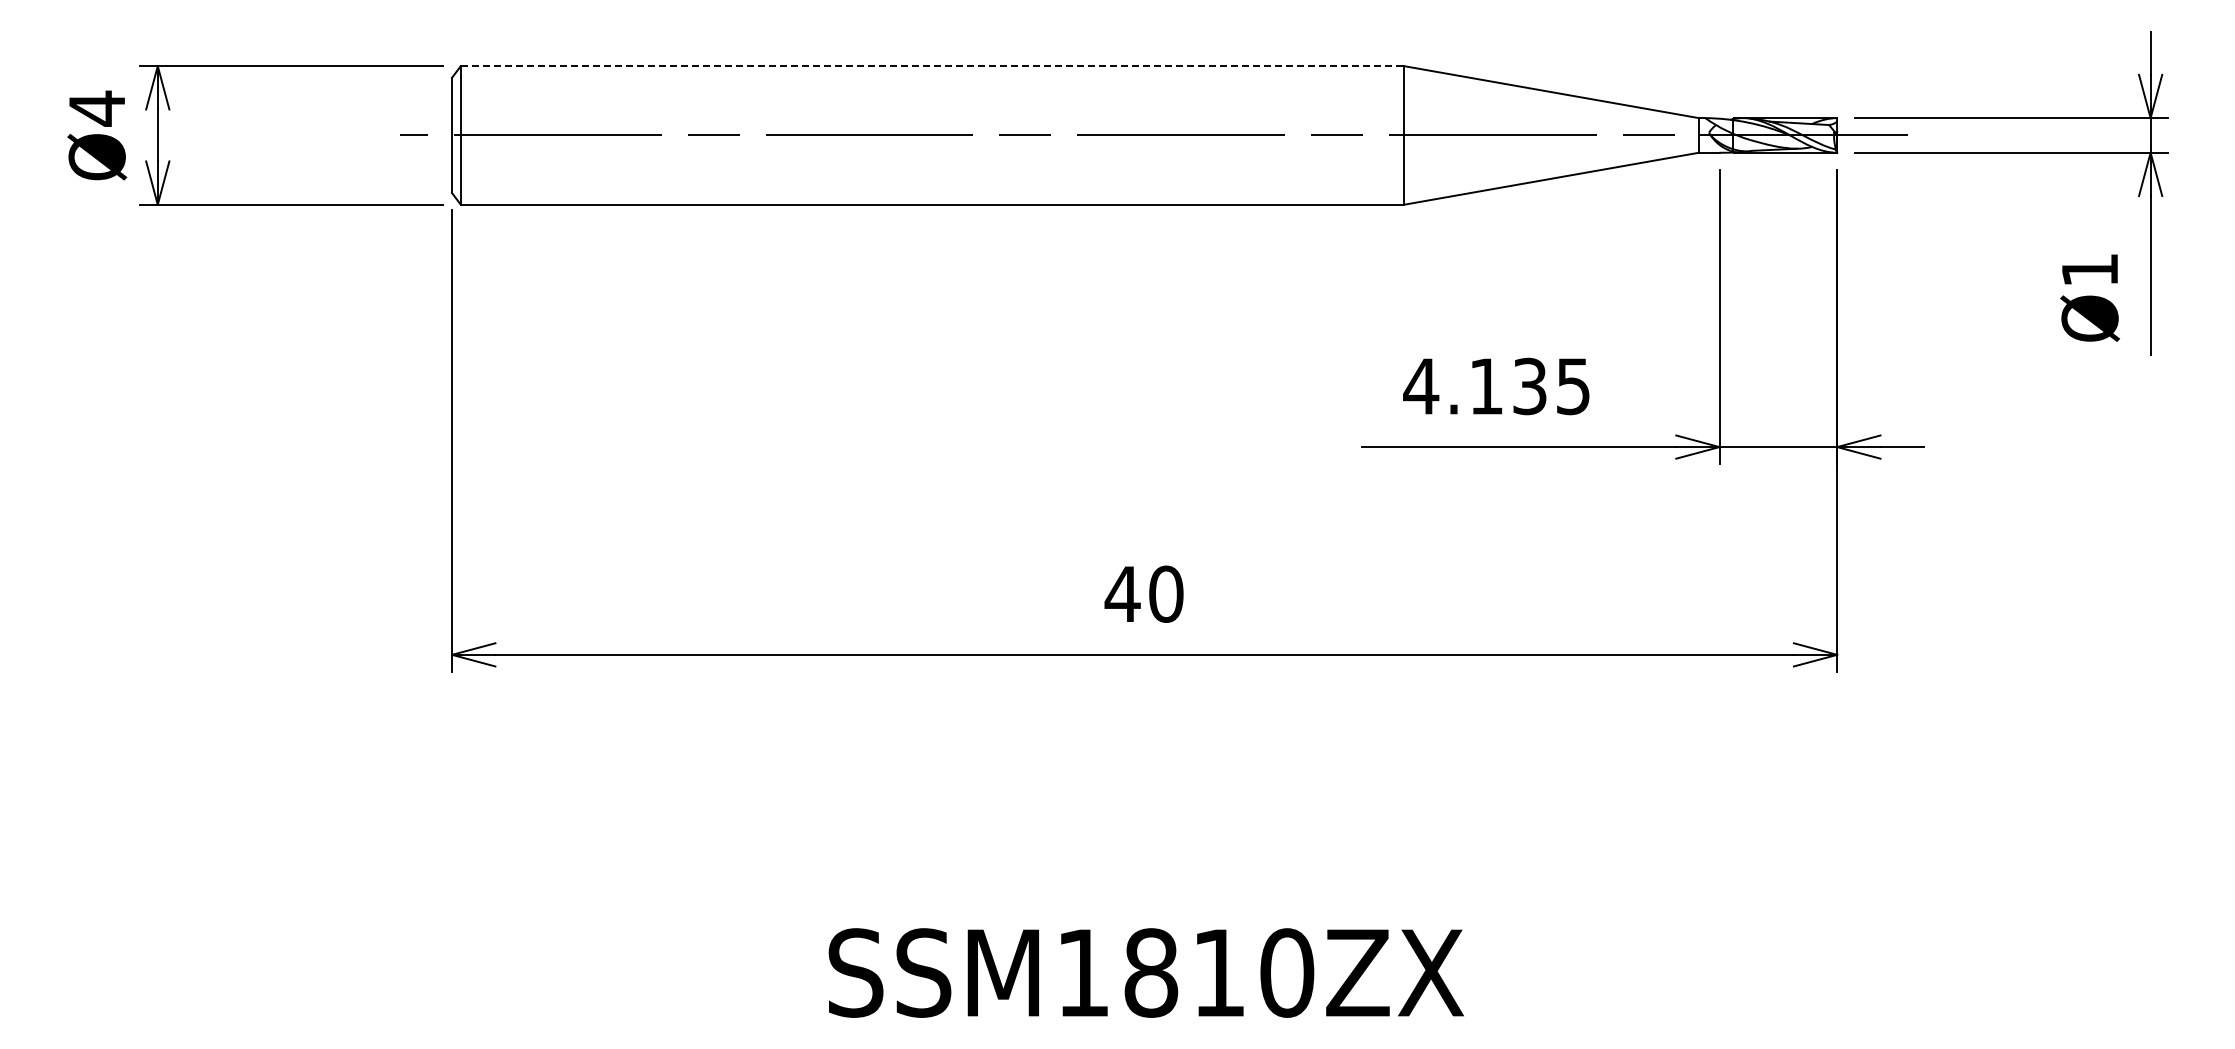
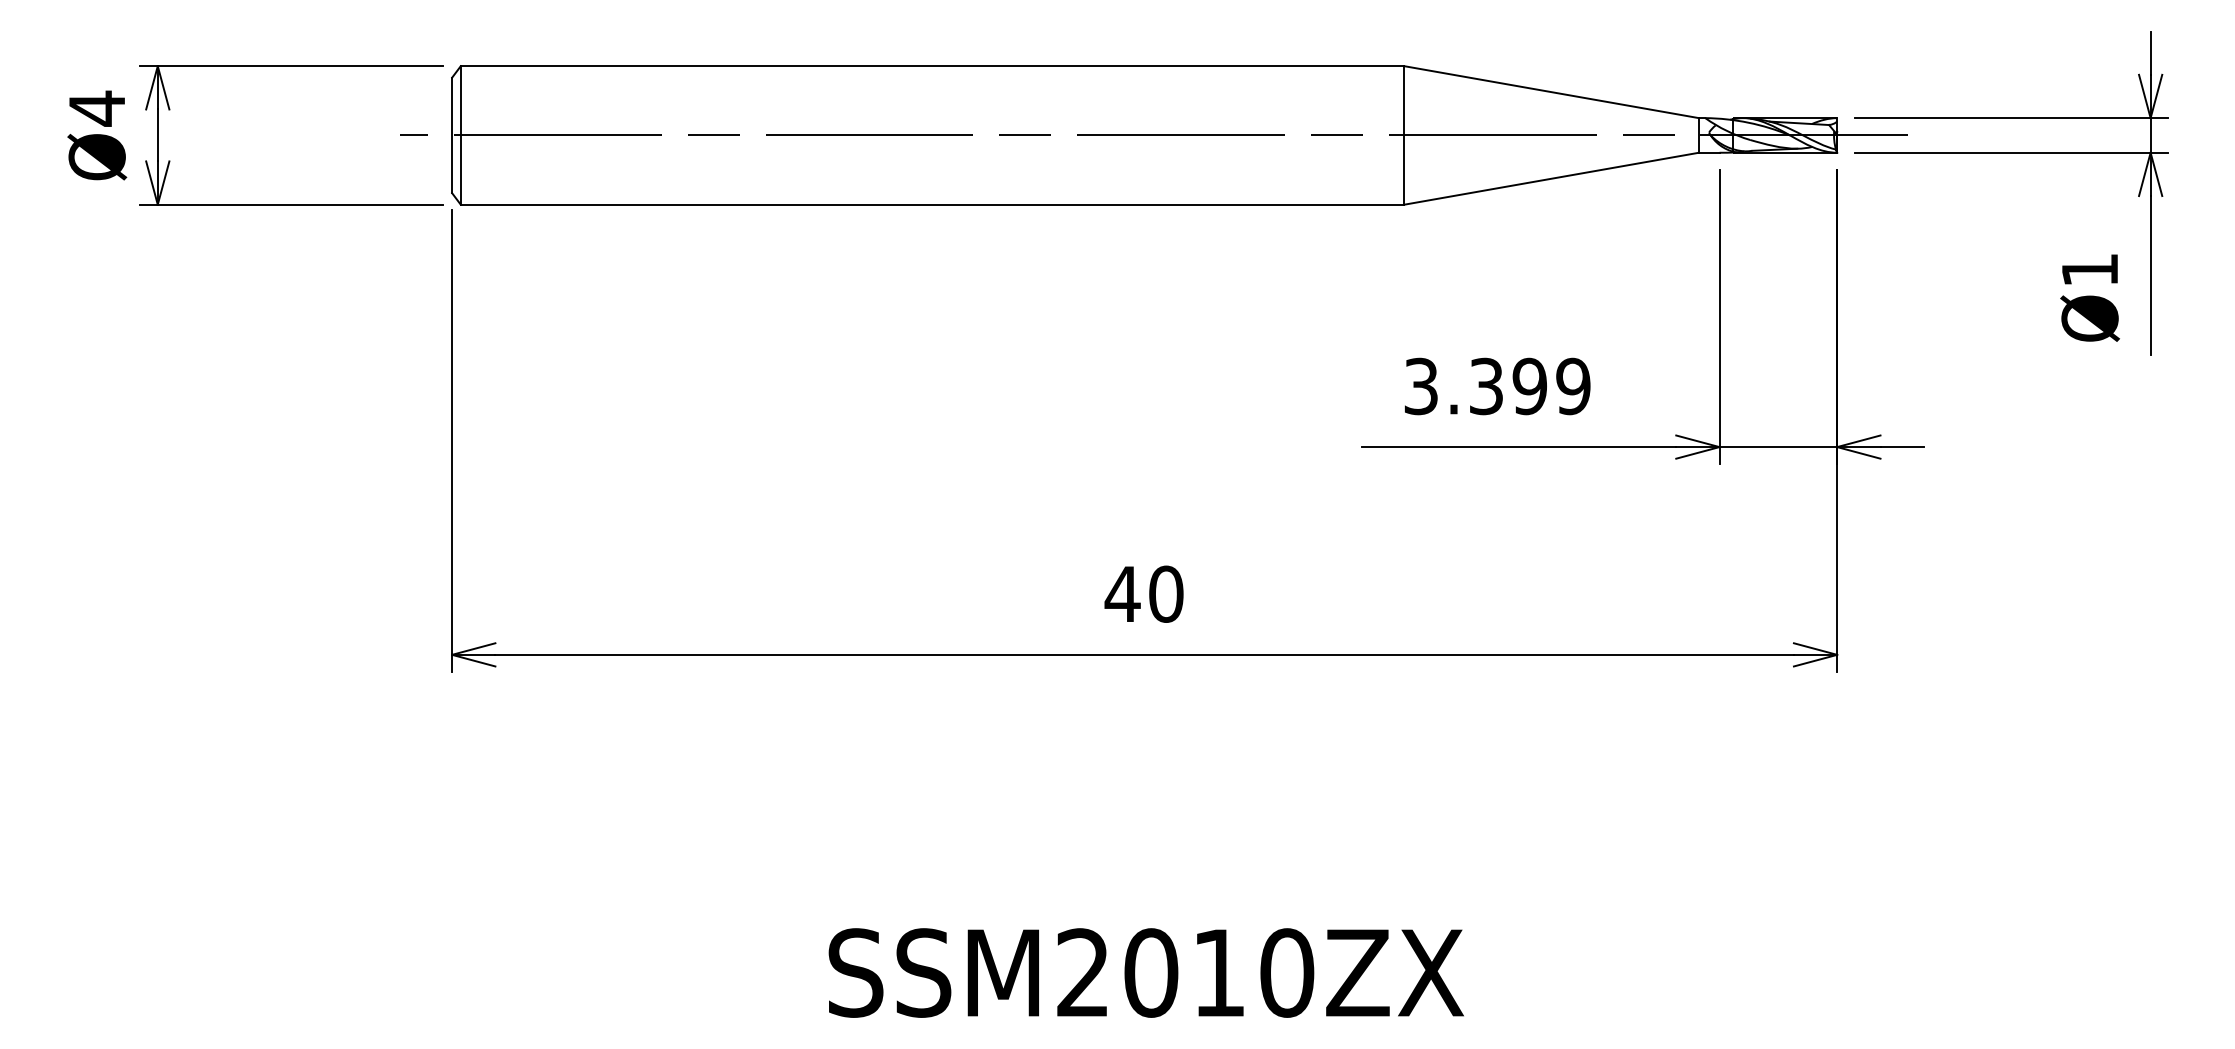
line: dashed -> solid (932, 66)
text: 4.135 -> 3.399 (1496, 386)
text: SSM1810ZX -> SSM2010ZX (1117, 972)
